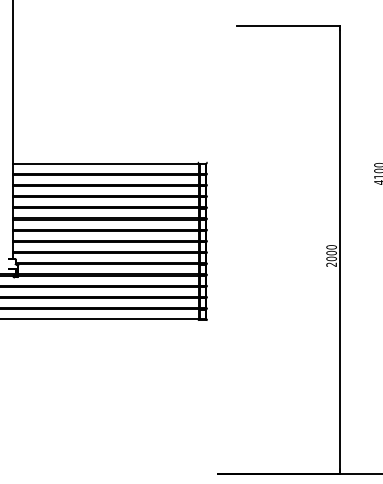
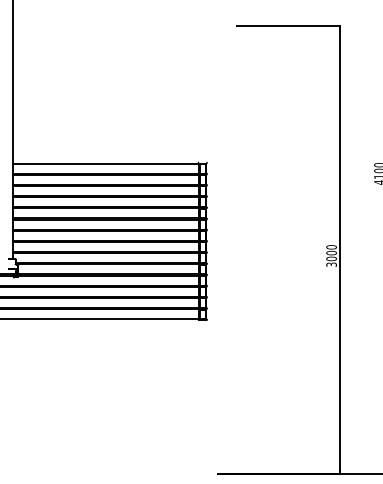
text: 2000 -> 3000 (331, 264)
